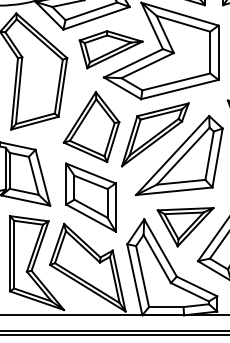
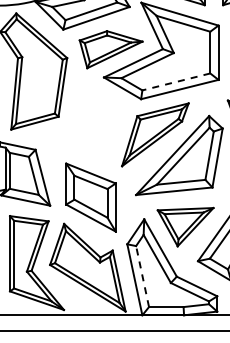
line: solid -> dashed (176, 81)
part: present -> none (91, 126)
line: solid -> dashed (142, 276)
line: present -> none (114, 335)
